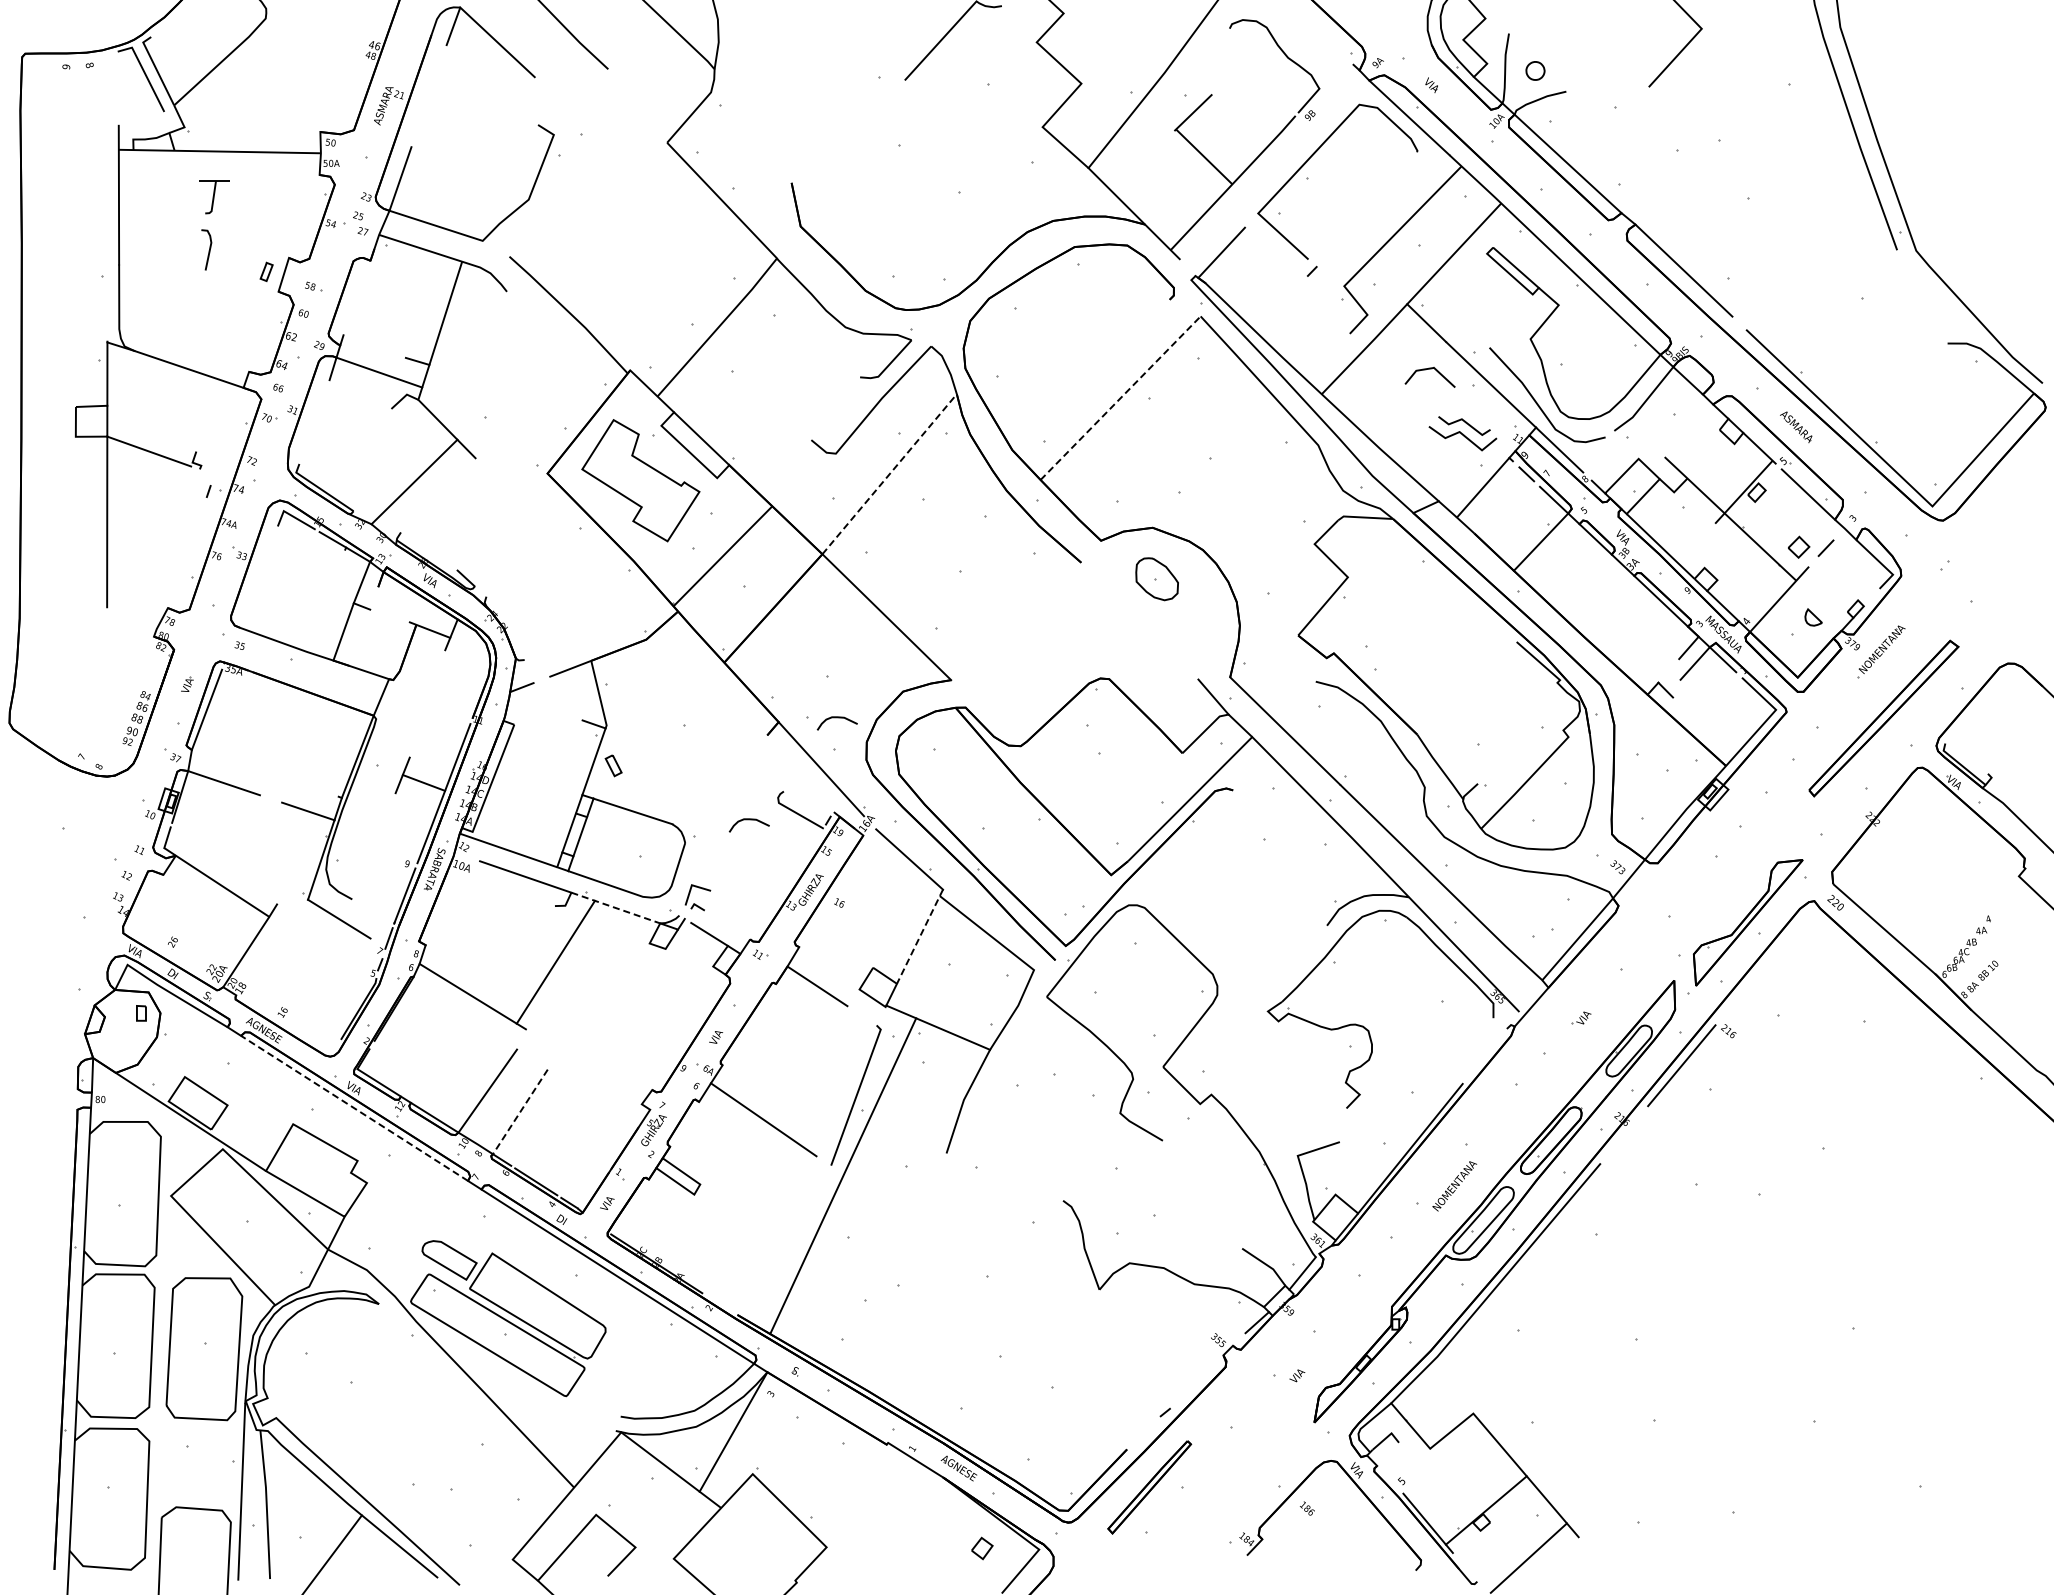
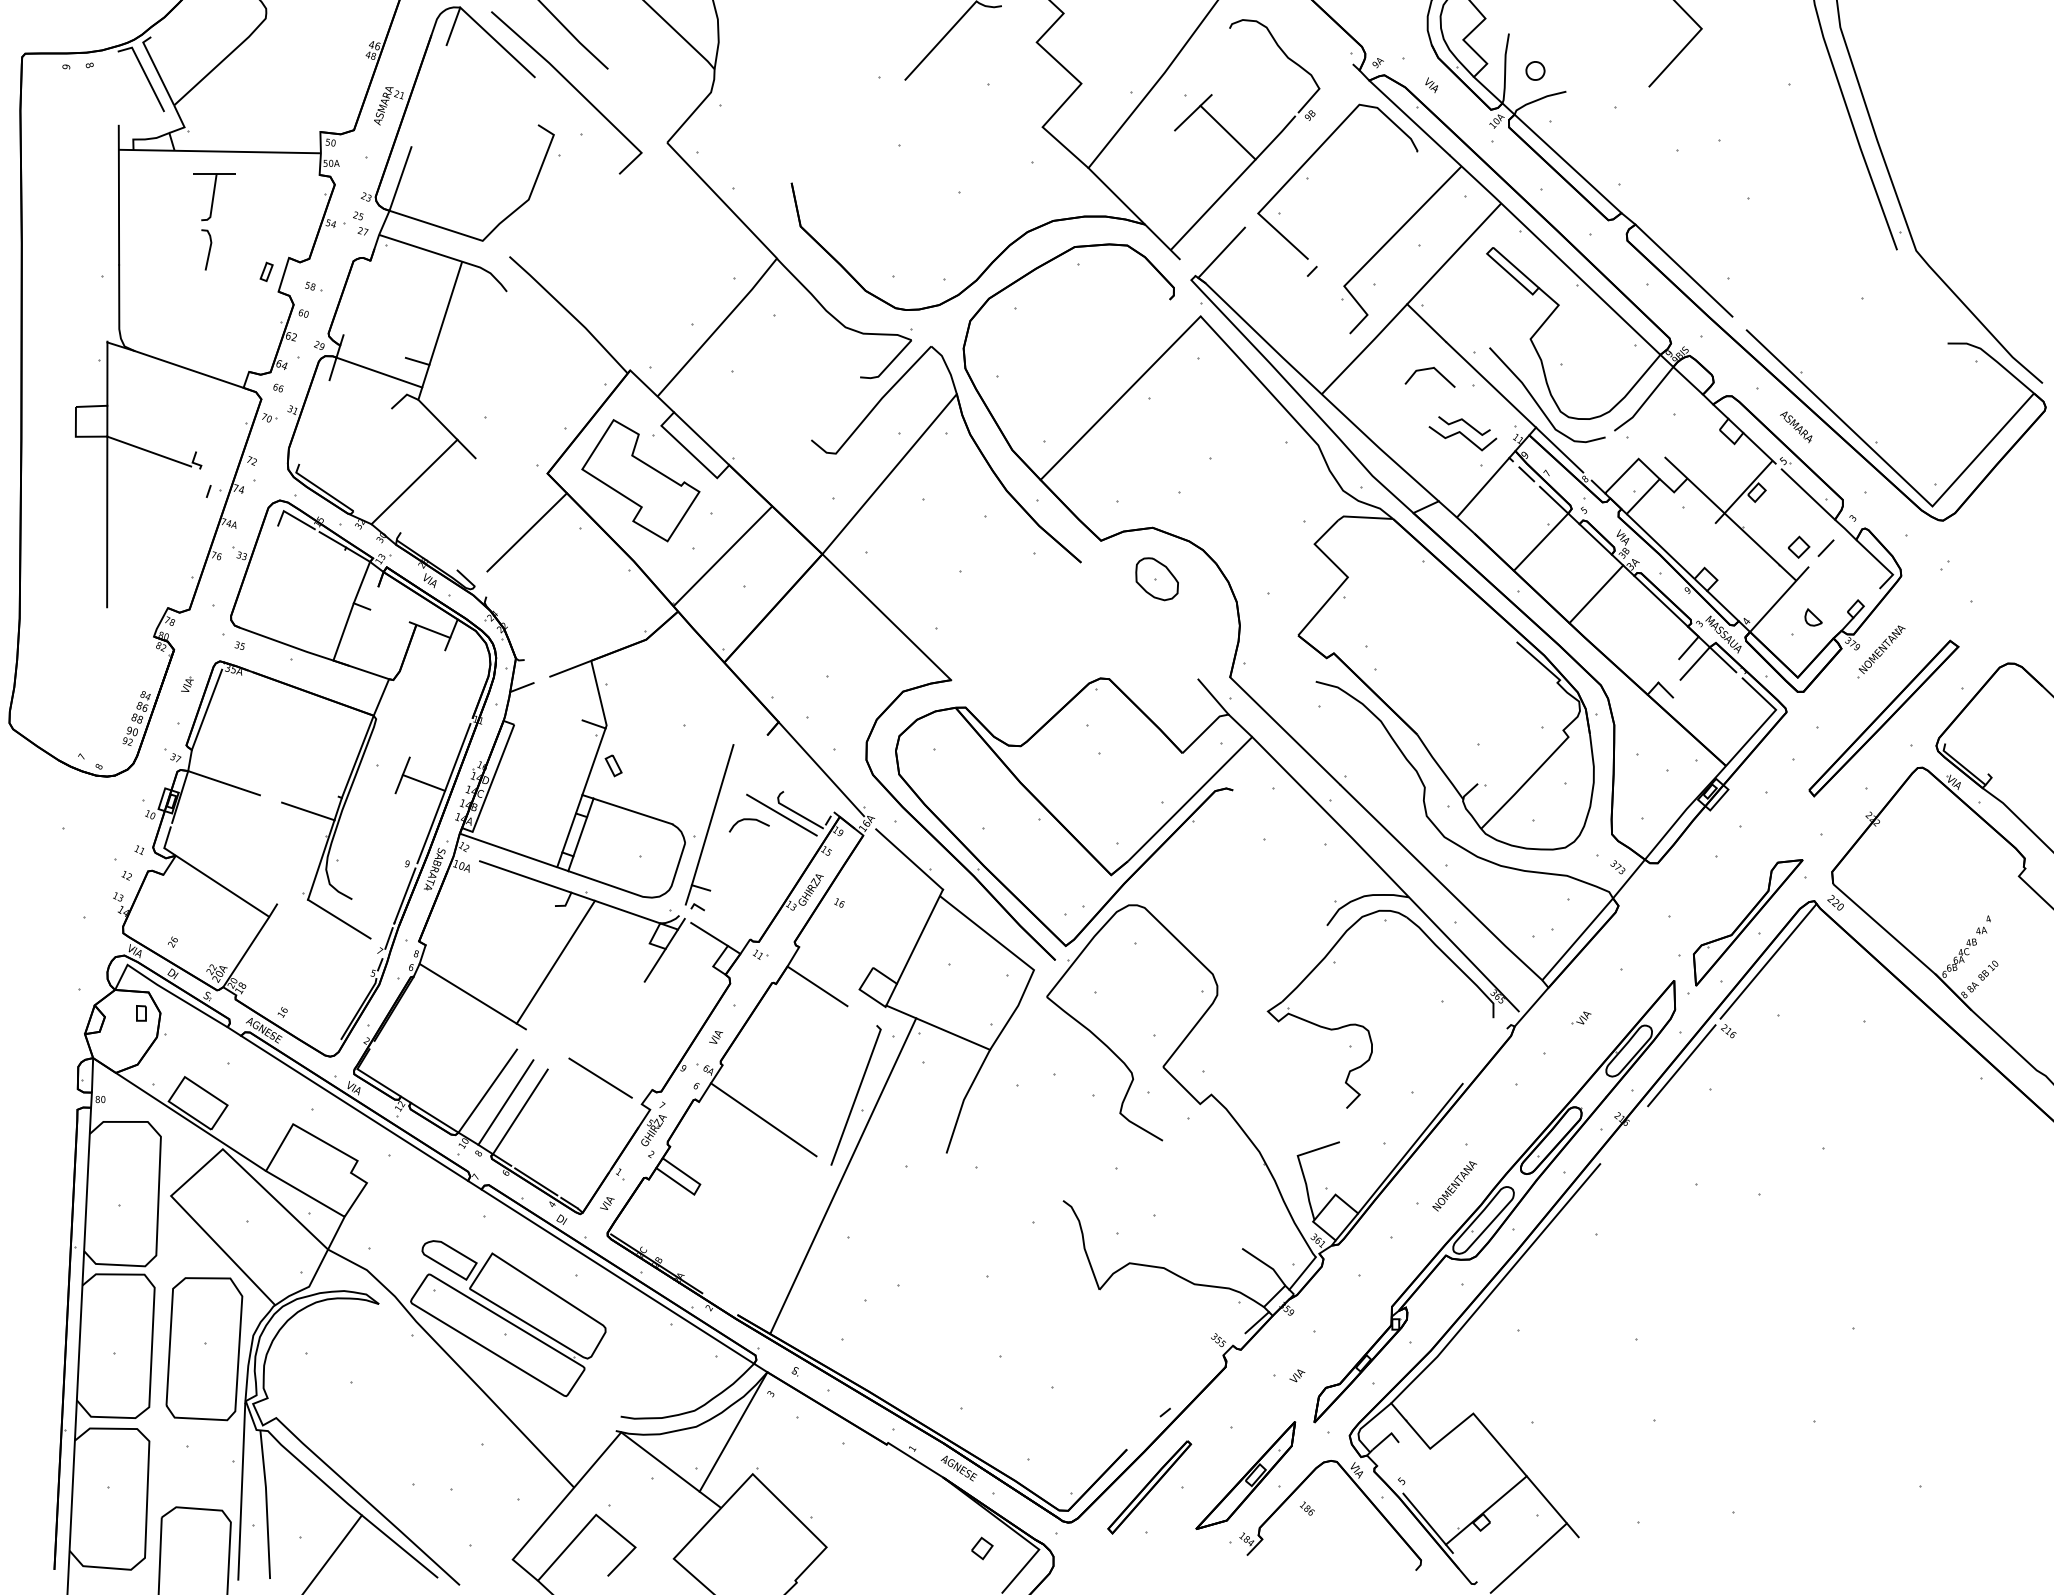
line: none -> present (571, 86)
line position: (1203, 156) -> (1227, 132) (1227, 132)
part size: 31x35 px -> 43x49 px (214, 197)
line: dashed -> solid (1121, 397)
line: dashed -> solid (889, 474)
line: none -> present (526, 532)
line: none -> present (1596, 594)
curve: present -> none (836, 718)
line: none -> present (781, 814)
line: none -> present (712, 815)
line: dashed -> solid (616, 908)
line: dashed -> solid (919, 937)
line: none -> present (1768, 960)
line: none -> present (654, 965)
line: none -> present (600, 1077)
line: none -> present (505, 1102)
line: dashed -> solid (354, 1108)
line: dashed -> solid (520, 1112)
part: none -> present (1245, 1475)
